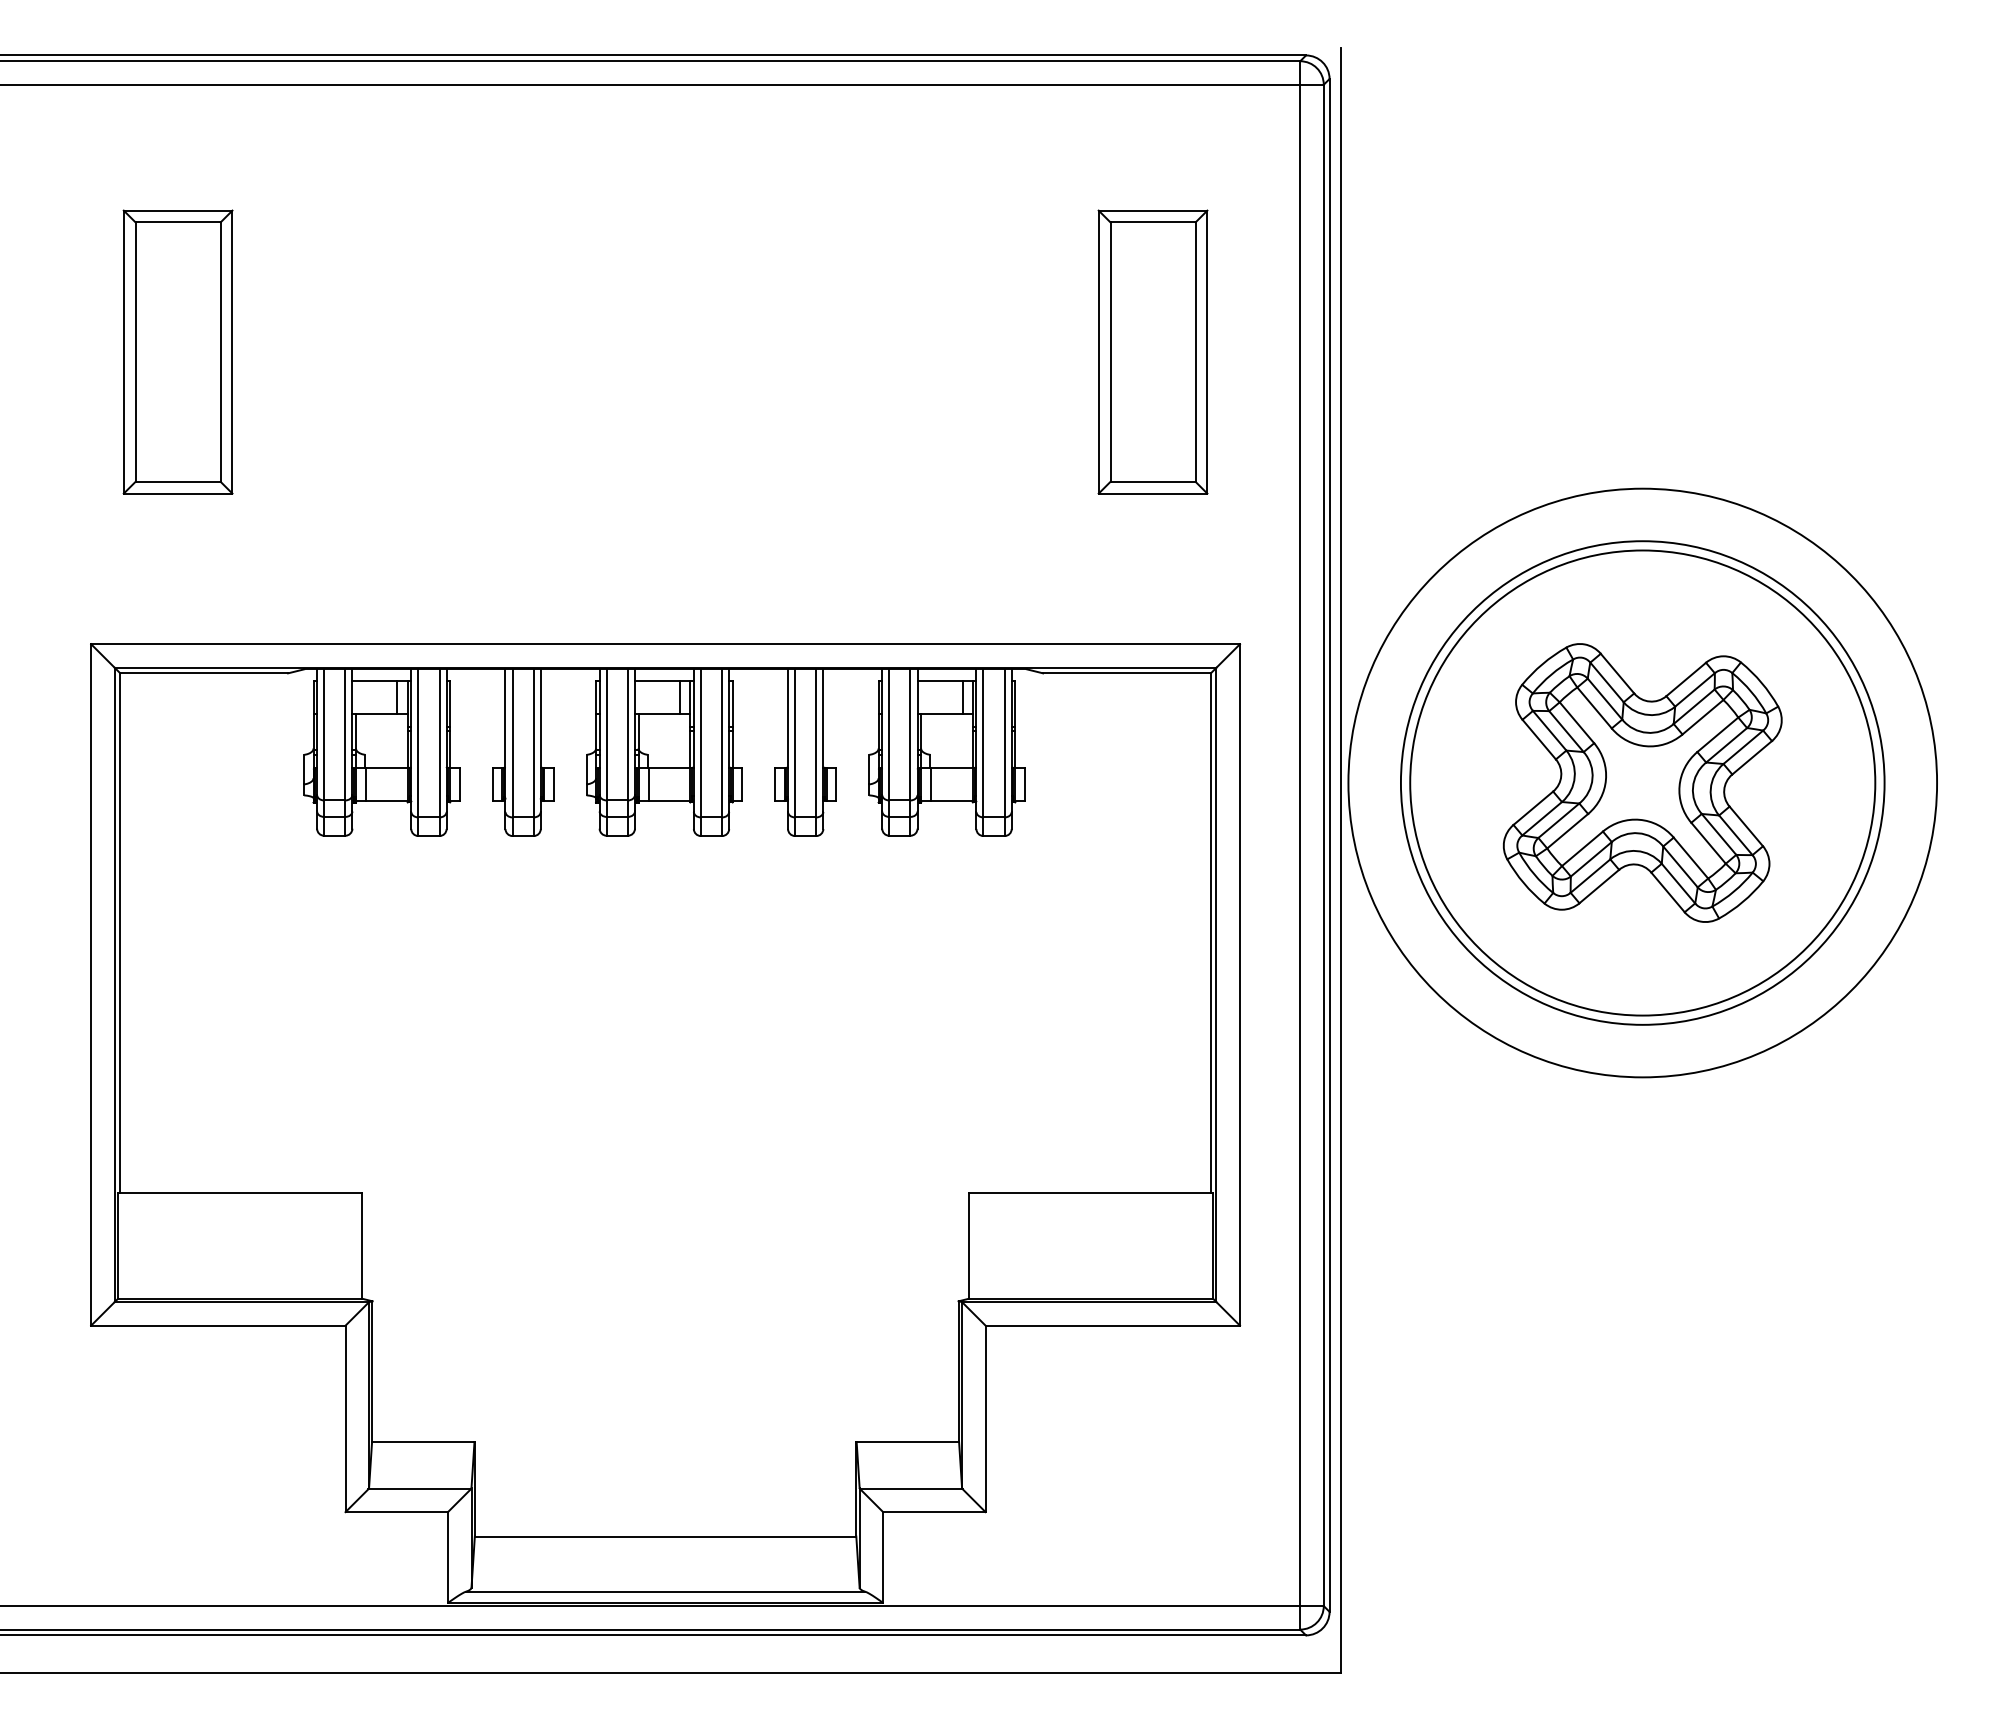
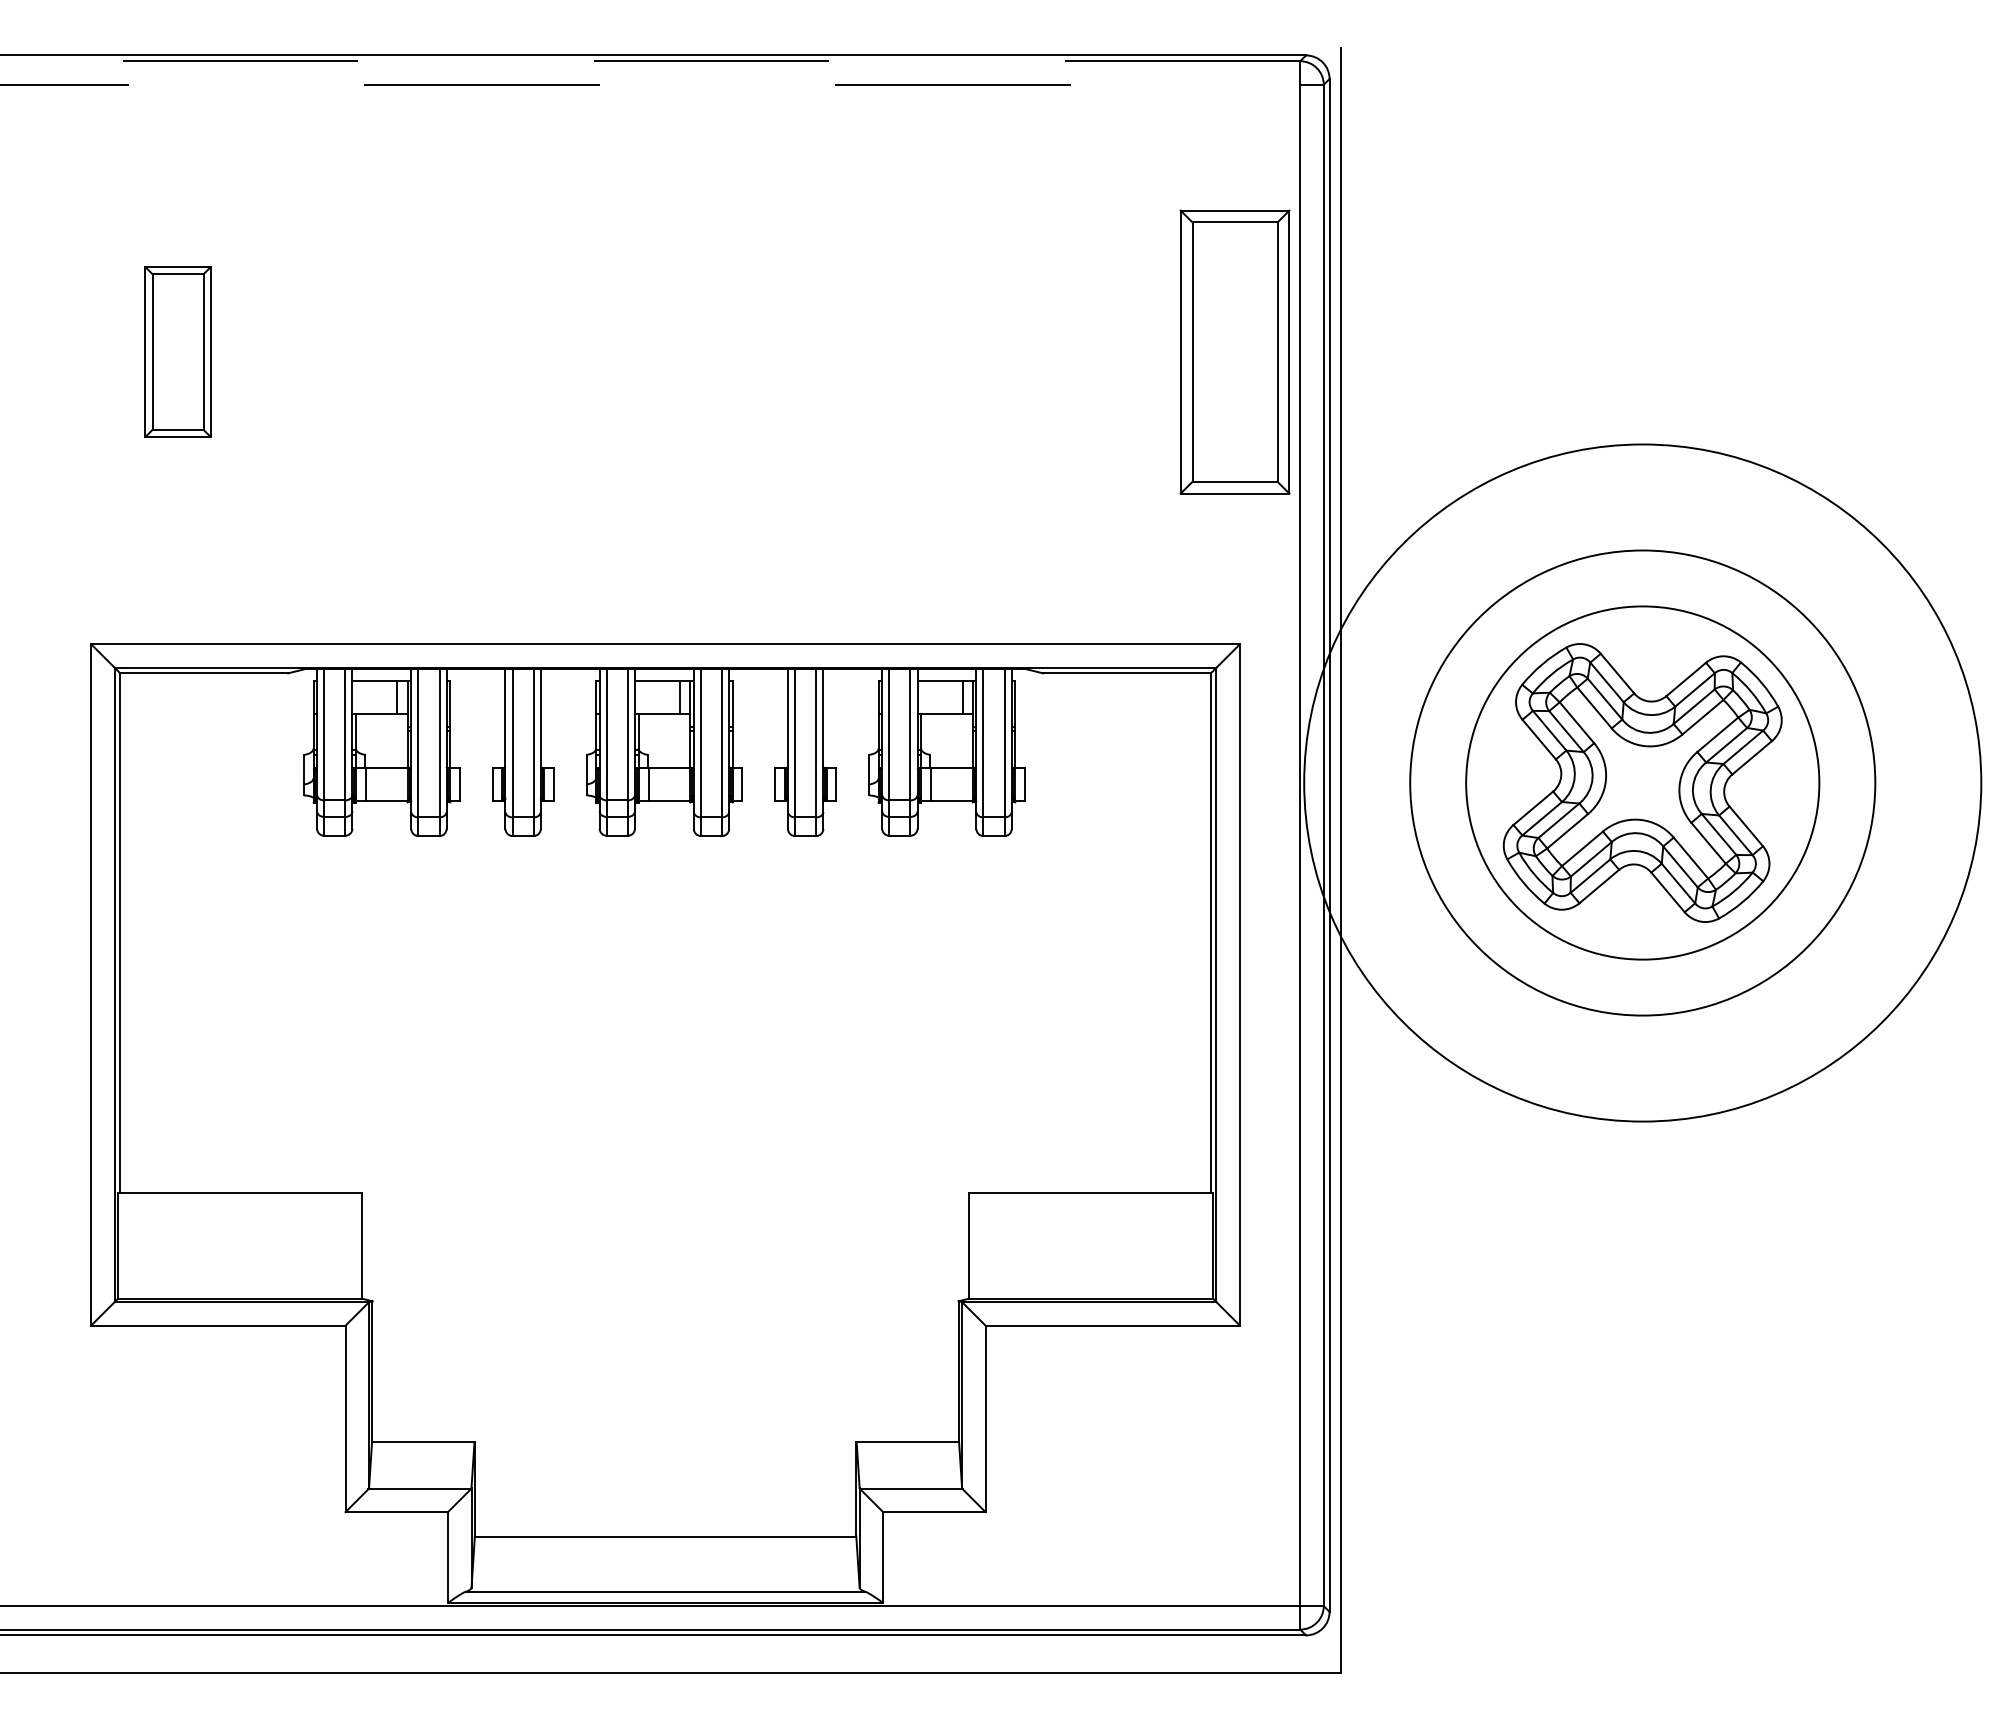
line: solid -> dashed (650, 61)
line: solid -> dashed (650, 84)
part size: 112x286 px -> 68x172 px (177, 351)
part position: (1152, 351) -> (1234, 351) (1234, 351)
circle diameter: 484 px -> 677 px (1642, 782)
circle diameter: 589 px -> 353 px (1642, 782)
